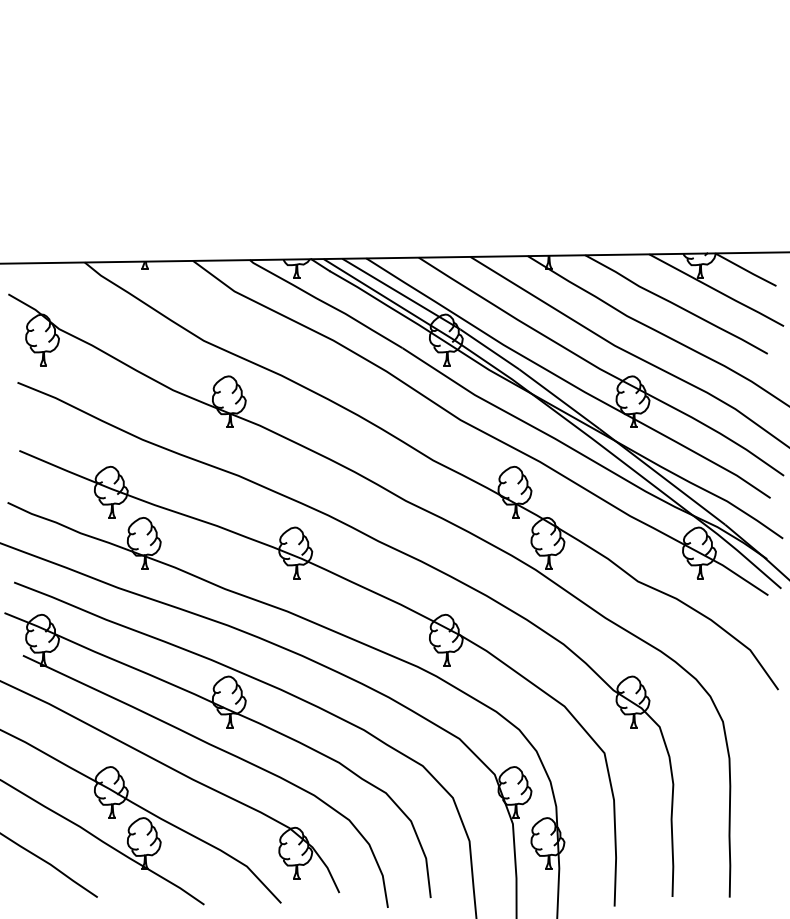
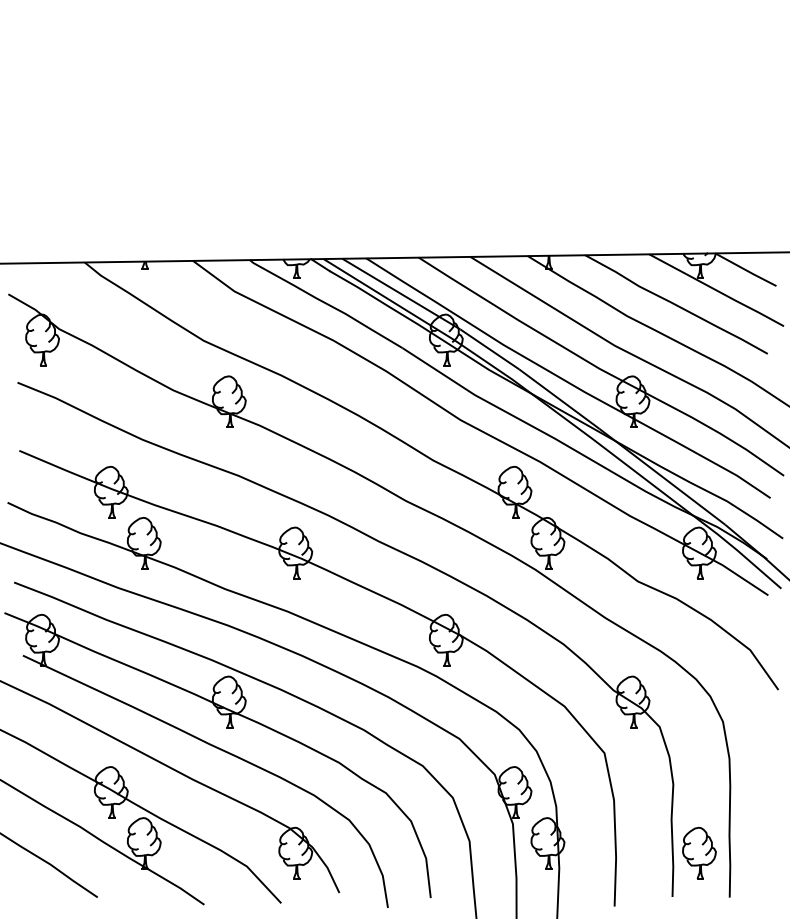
part: none -> present (699, 852)
